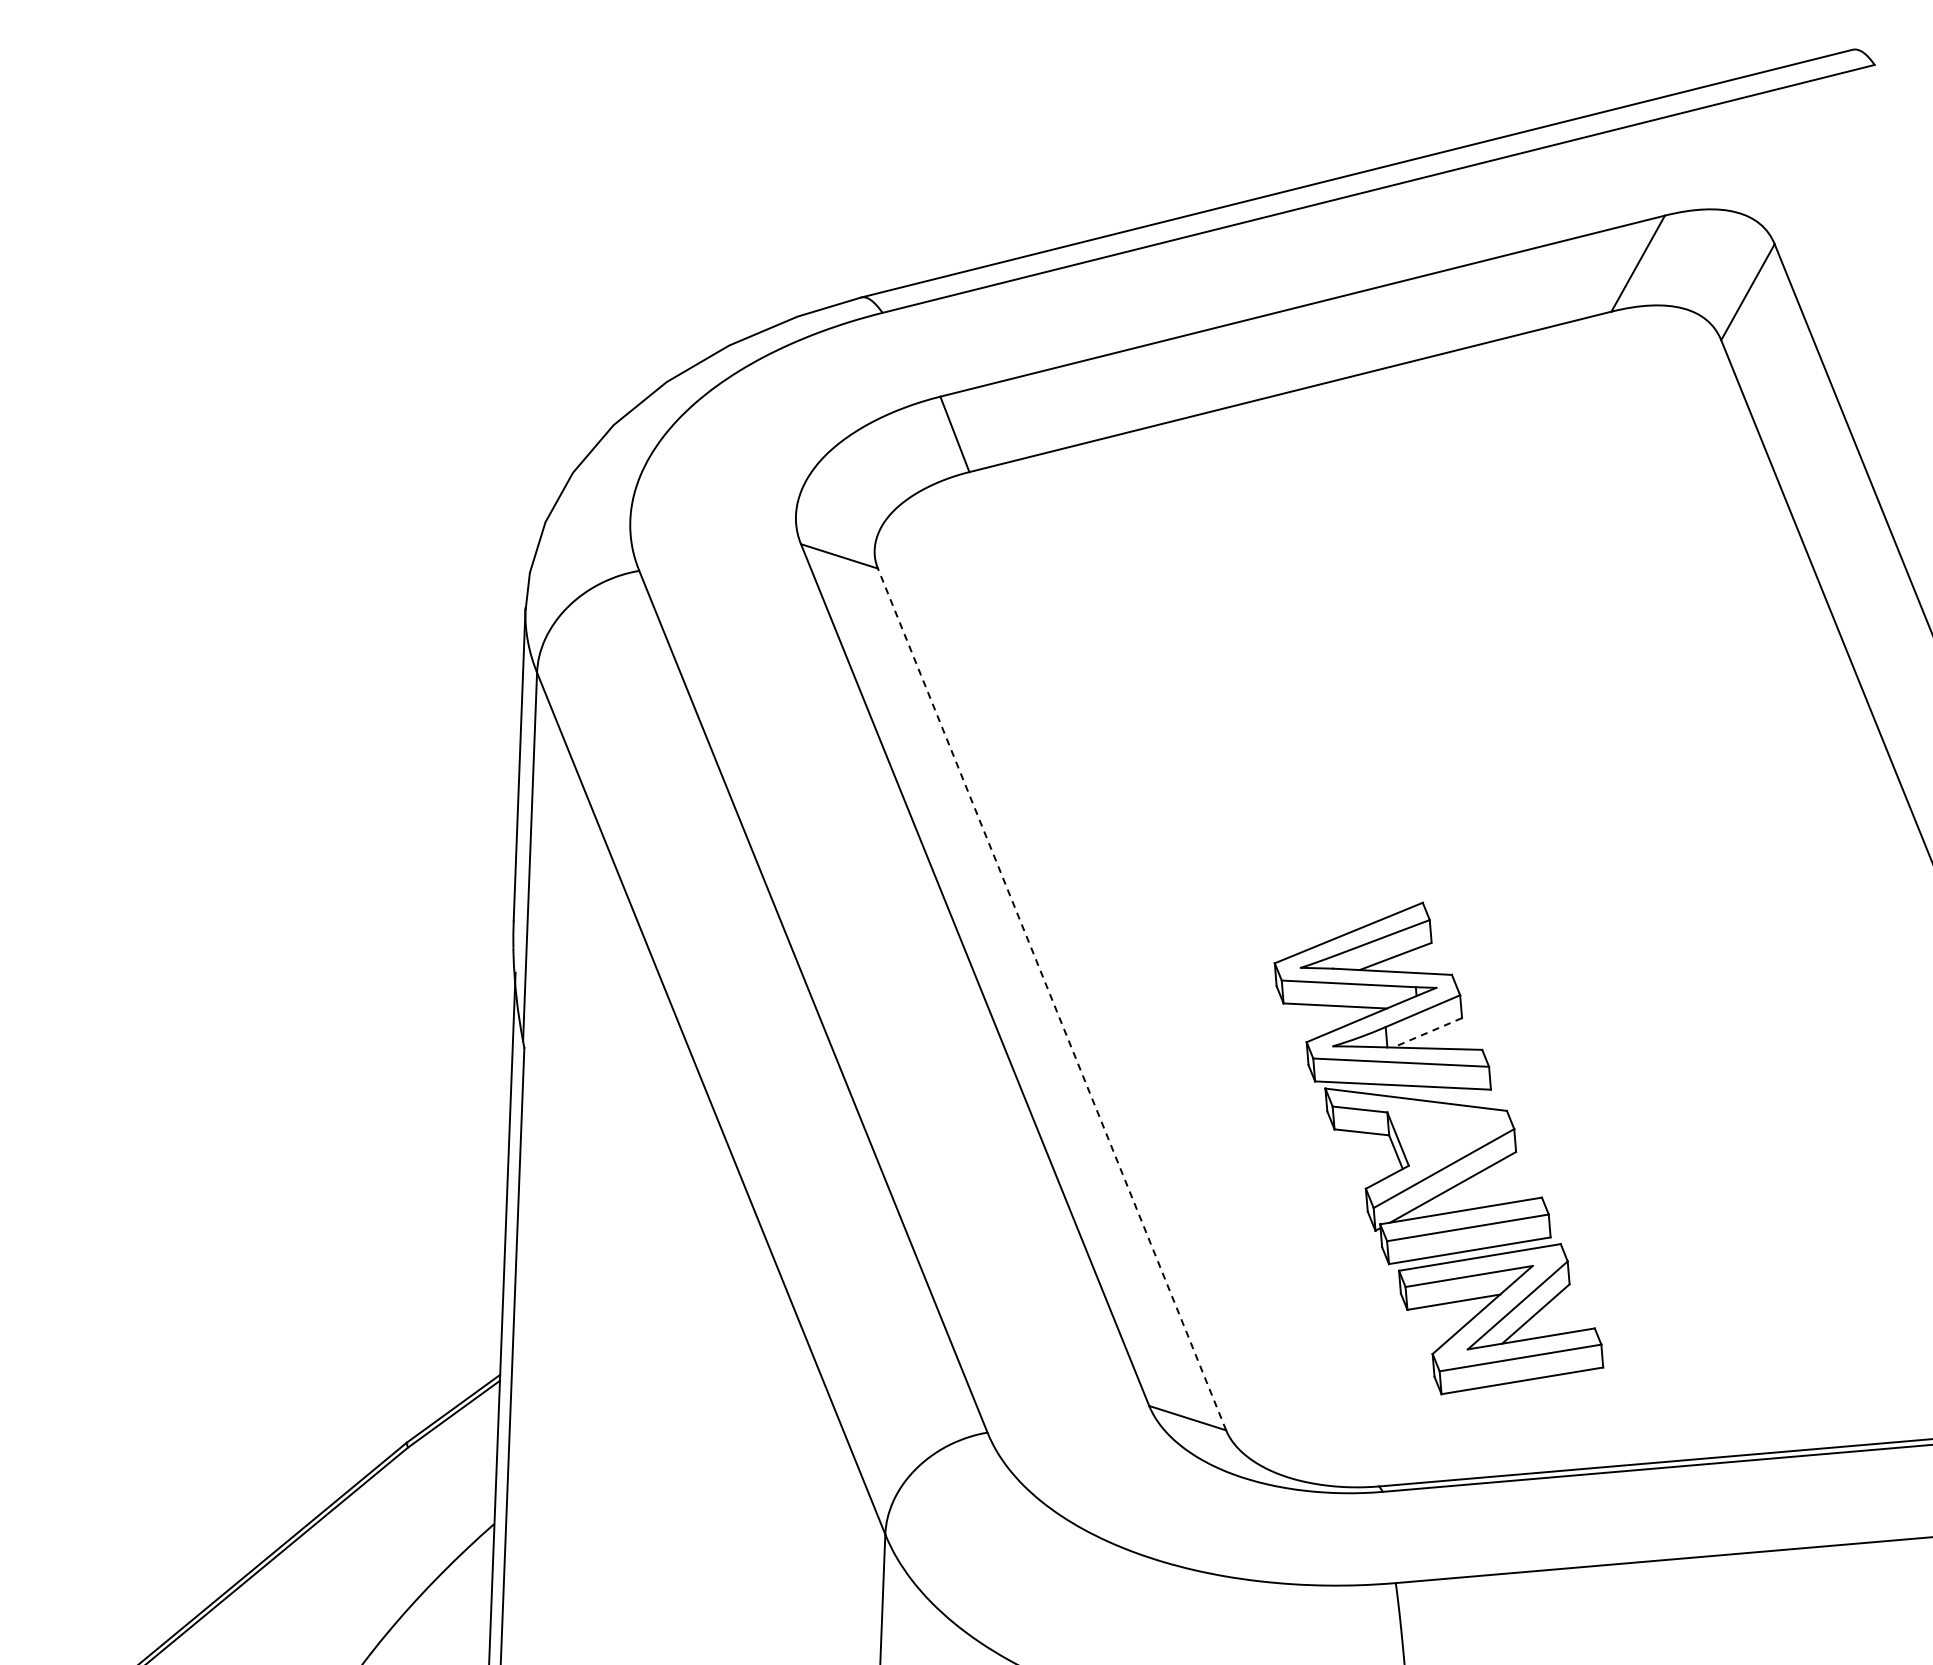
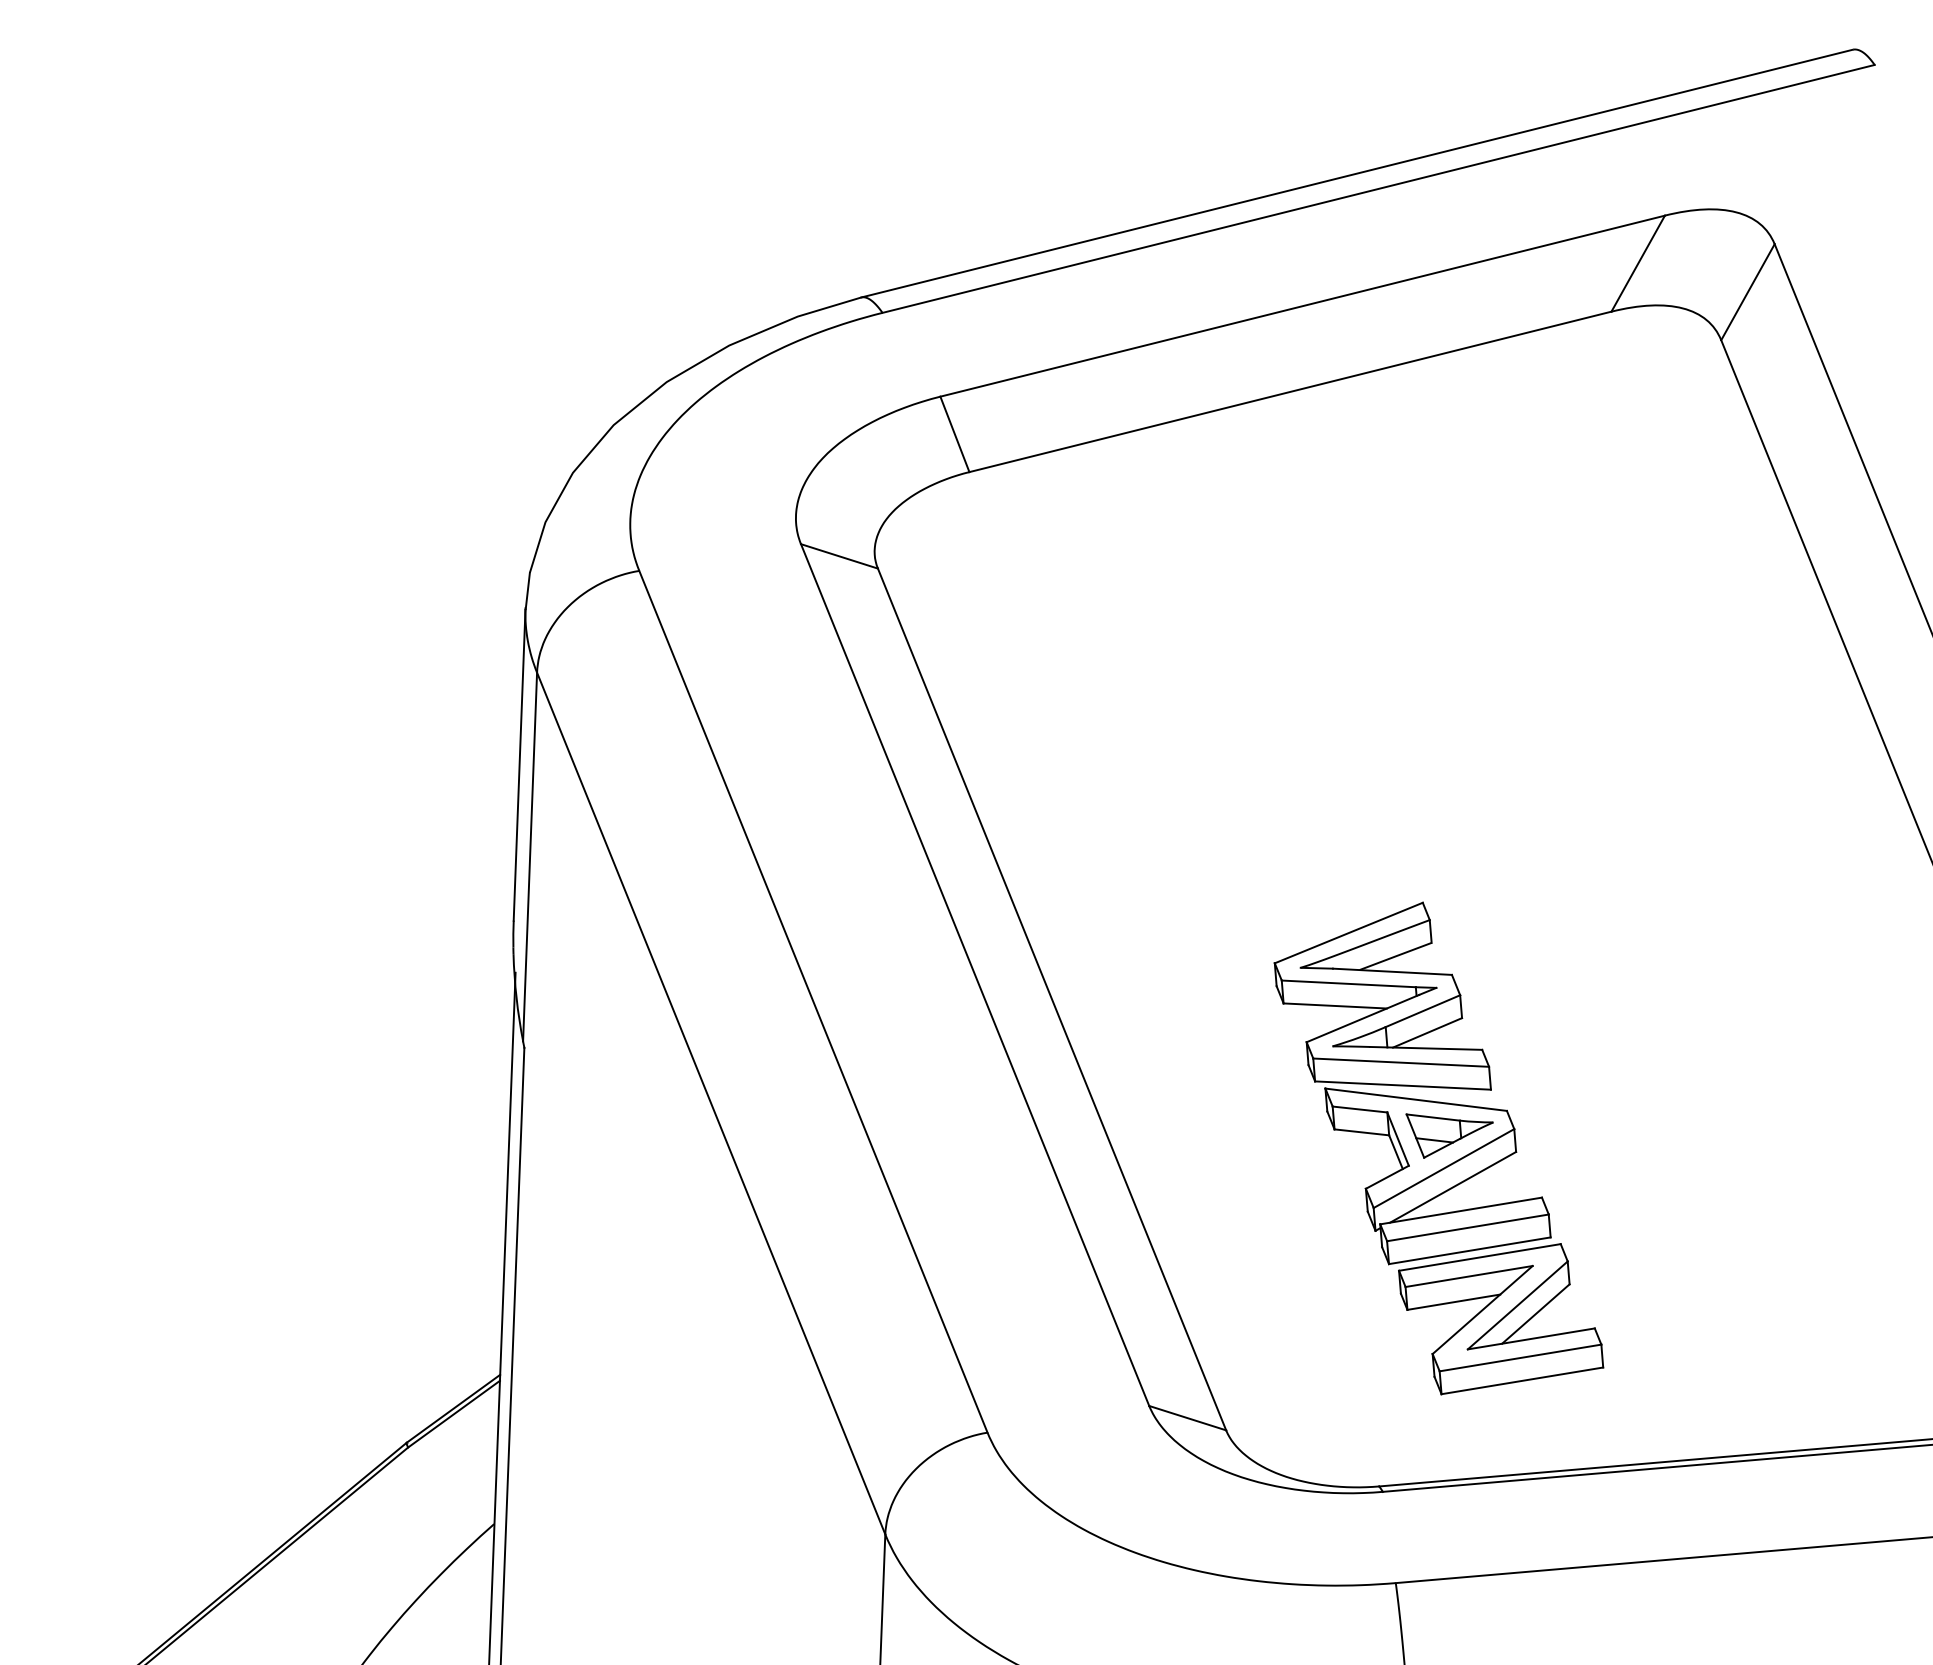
line: dashed -> solid (1052, 999)
line: dashed -> solid (1427, 1032)
part: none -> present (1449, 1135)
